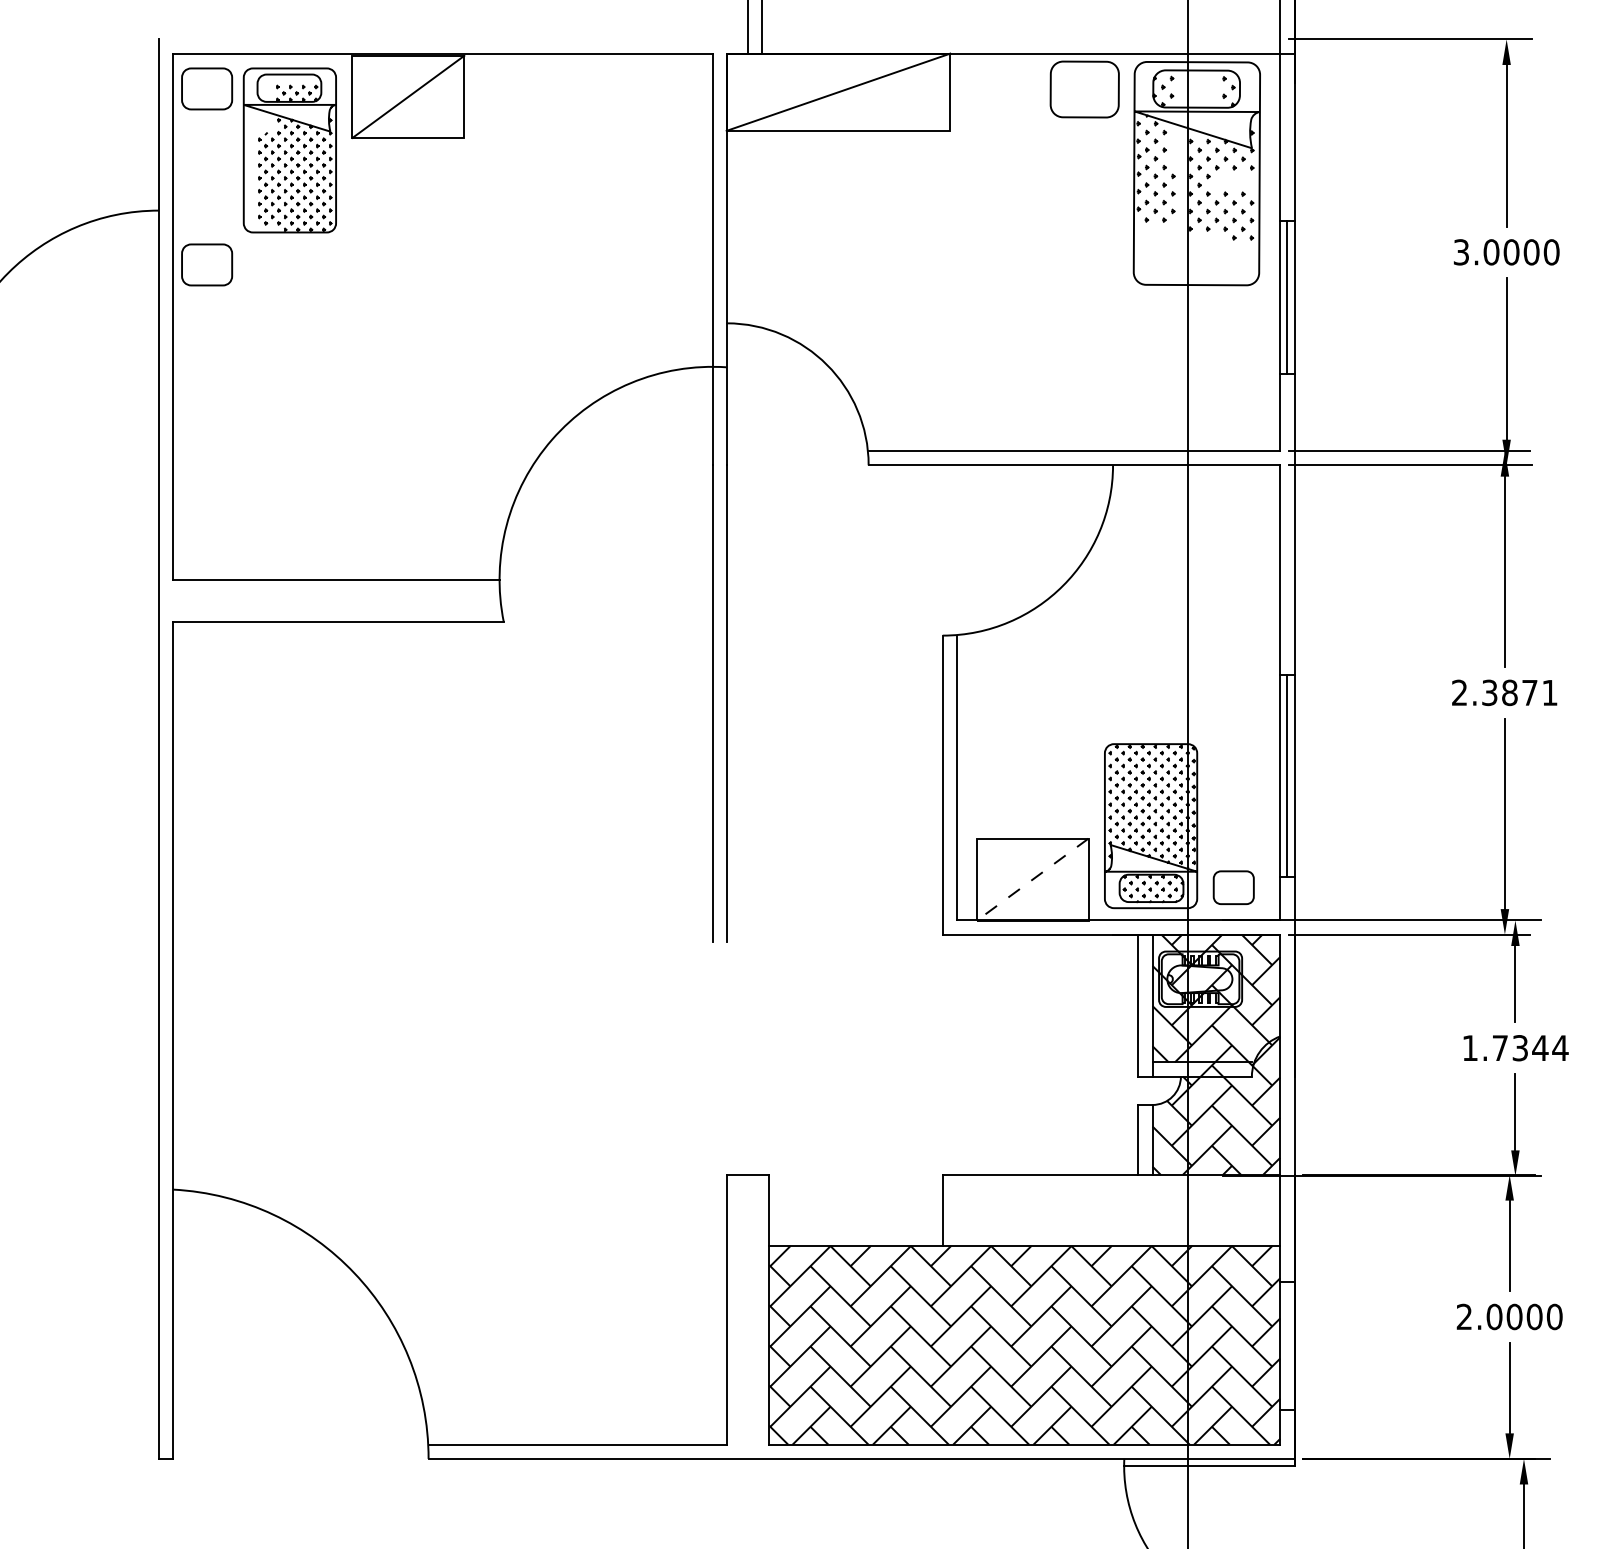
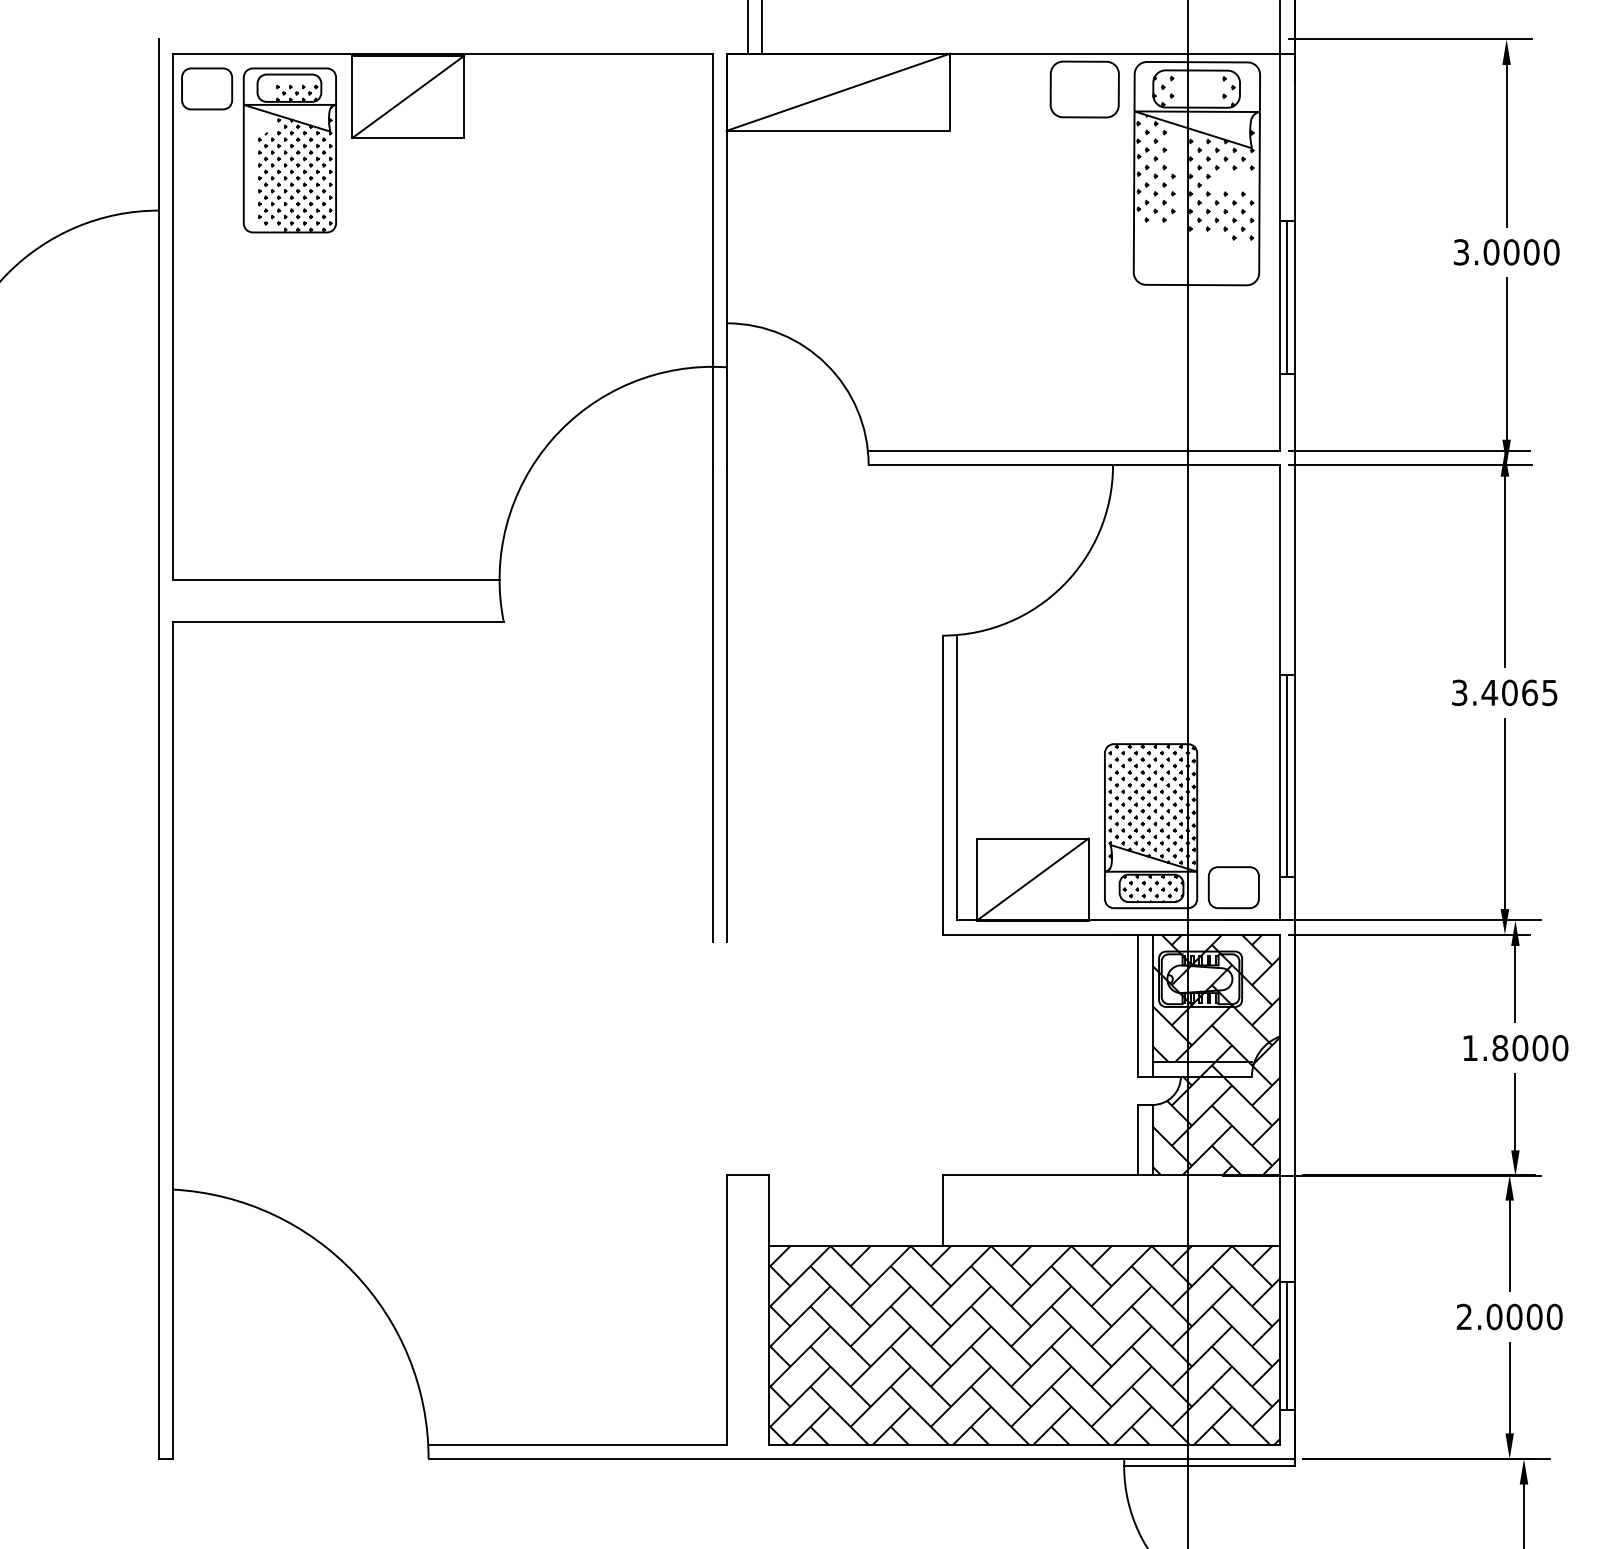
part: present -> none (207, 264)
text: 2.3871 -> 3.4065 (1504, 692)
line: dashed -> solid (1032, 880)
part size: 43x35 px -> 53x44 px (1233, 887)
text: 1.7344 -> 1.8000 (1530, 1048)
line: none -> present (1287, 1345)
